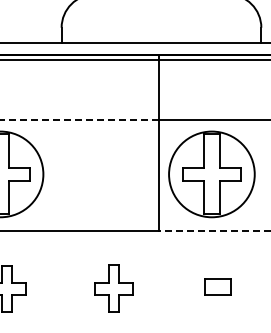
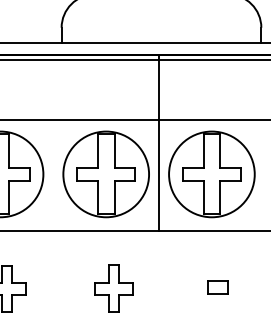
line: dashed -> solid (79, 119)
part: none -> present (105, 174)
line: dashed -> solid (214, 231)
part size: 28x18 px -> 22x15 px (217, 287)
